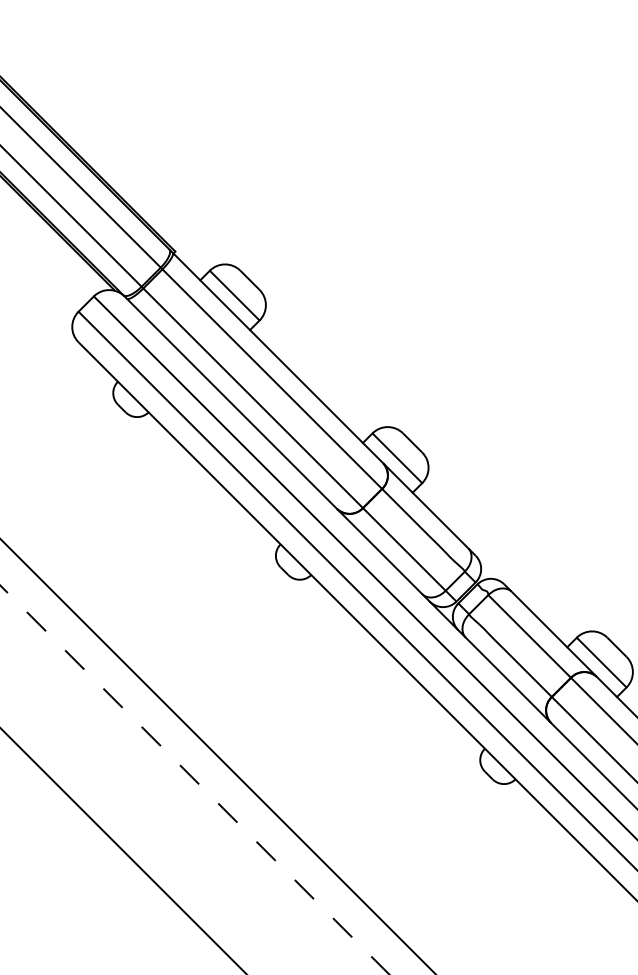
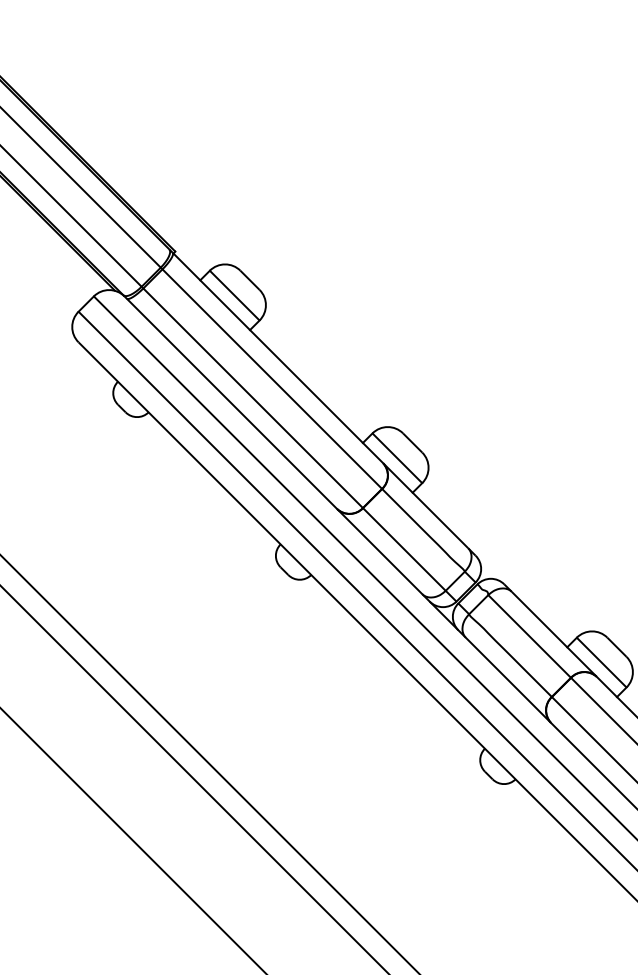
line position: (217, 756) -> (209, 763) (209, 763)
line: dashed -> solid (194, 780)
line position: (123, 850) -> (133, 840) (133, 840)
